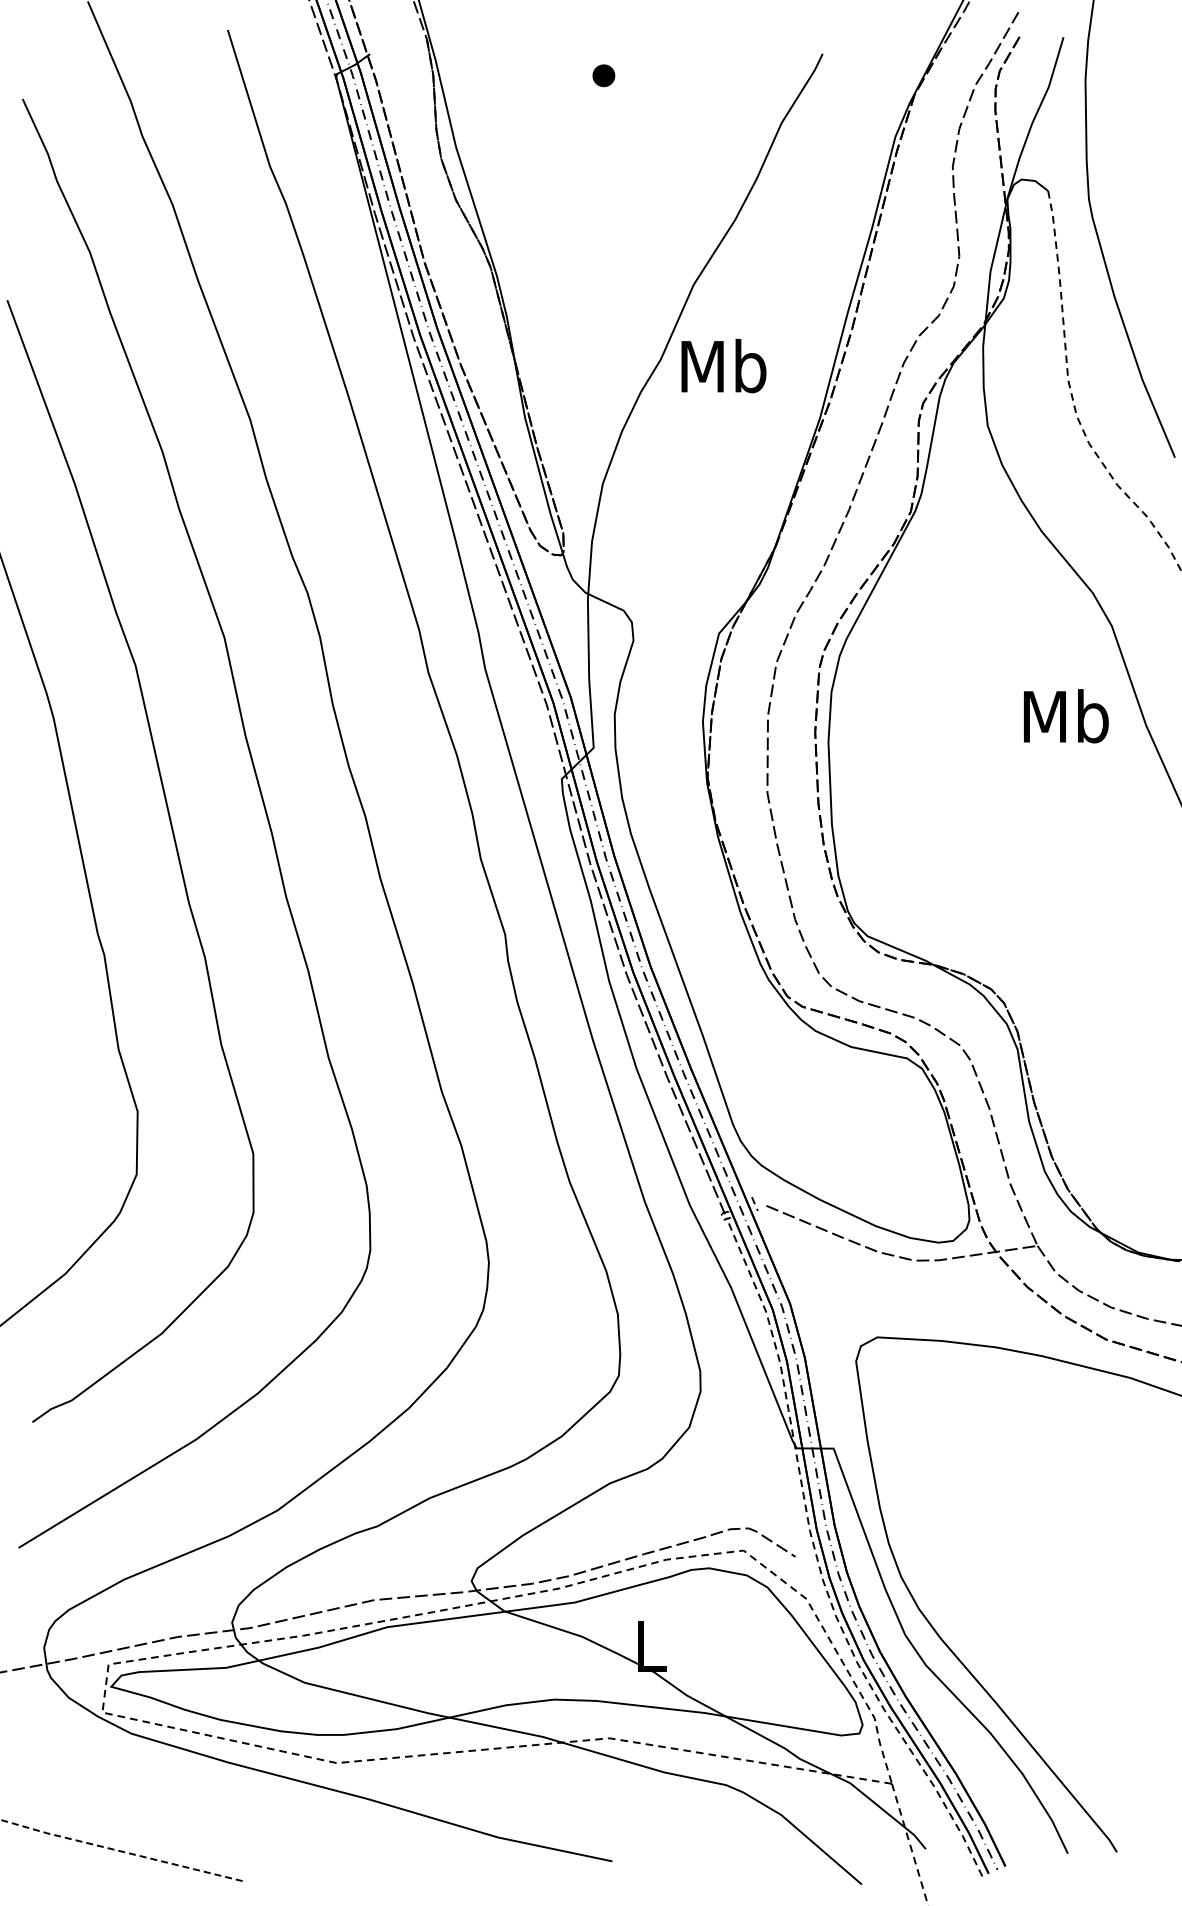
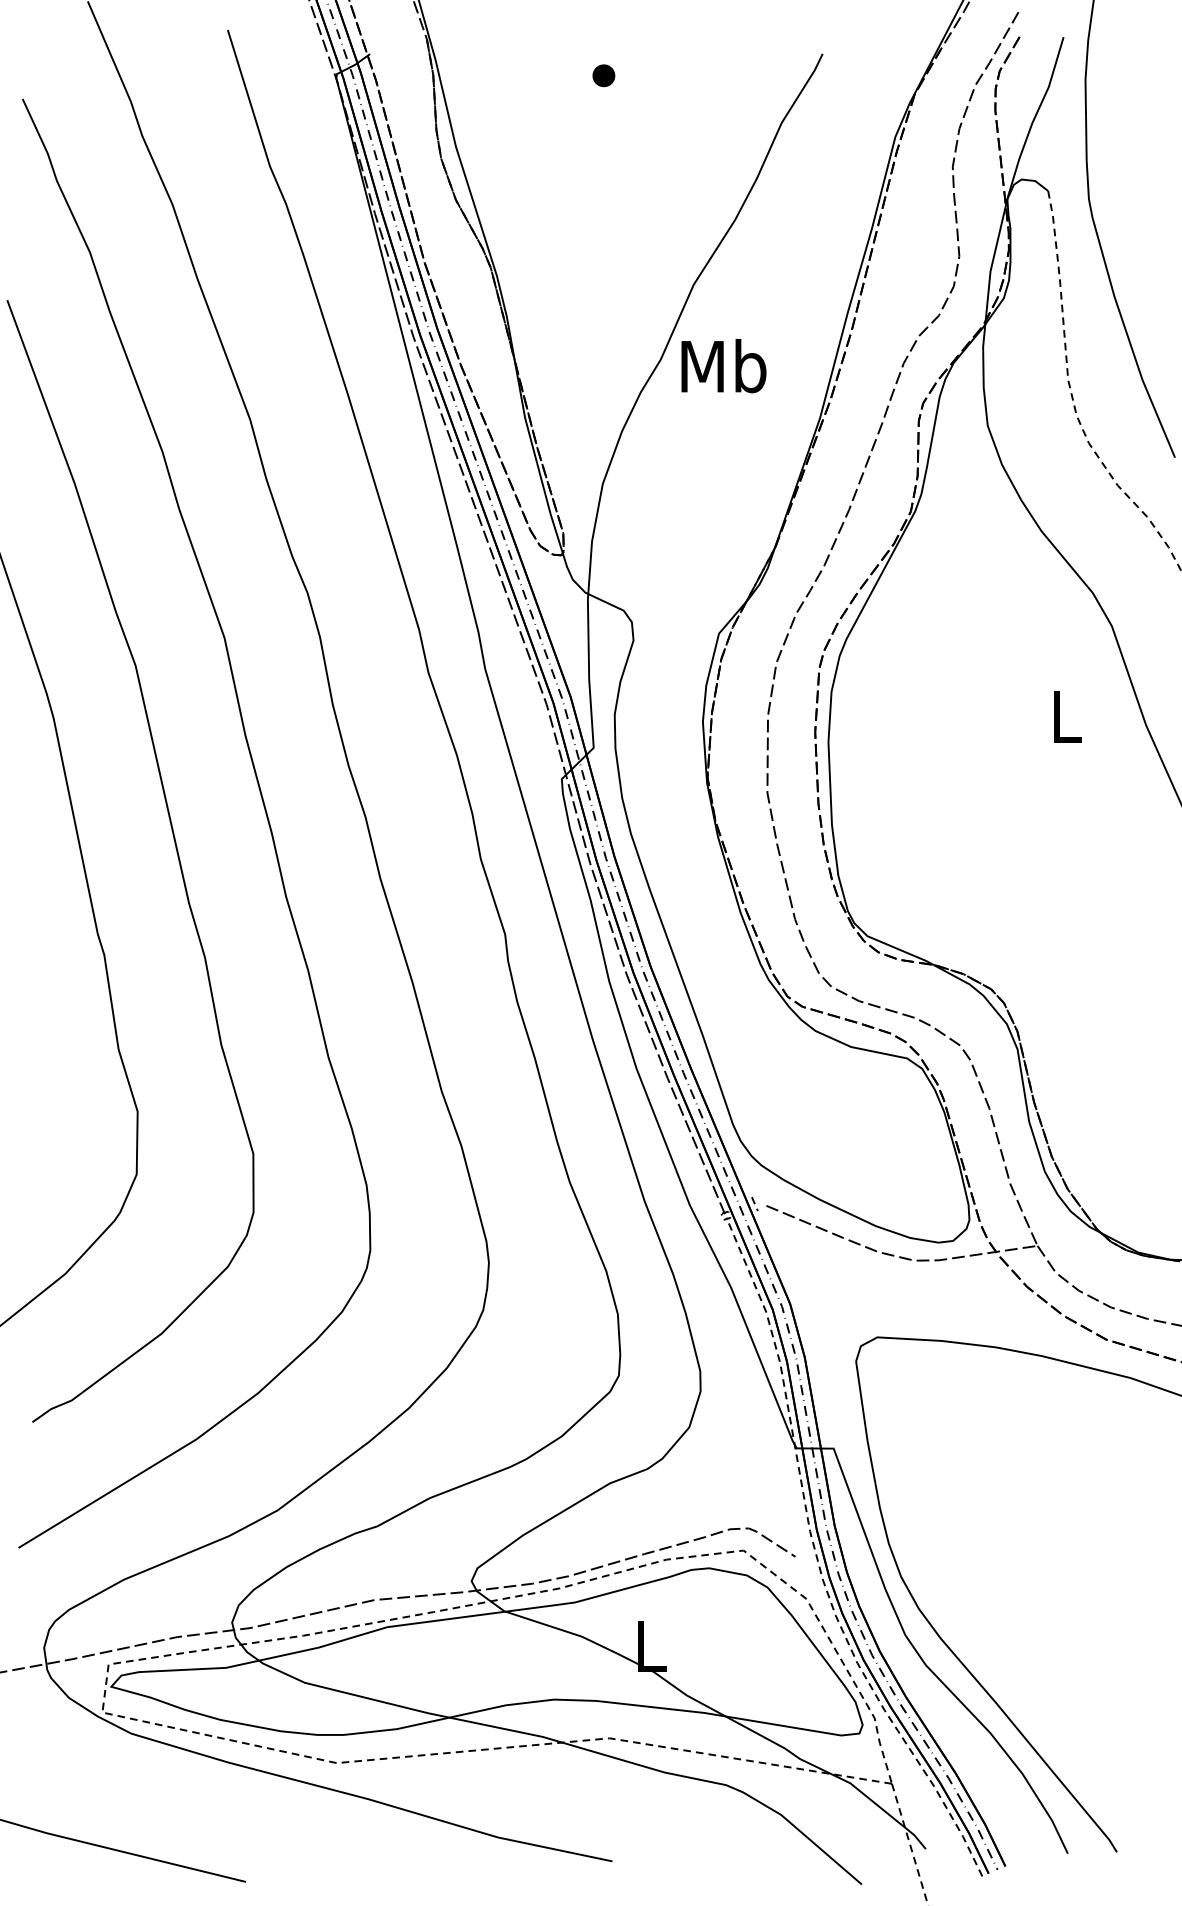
text: Mb -> L (1065, 716)
line: dashed -> solid (122, 1851)
